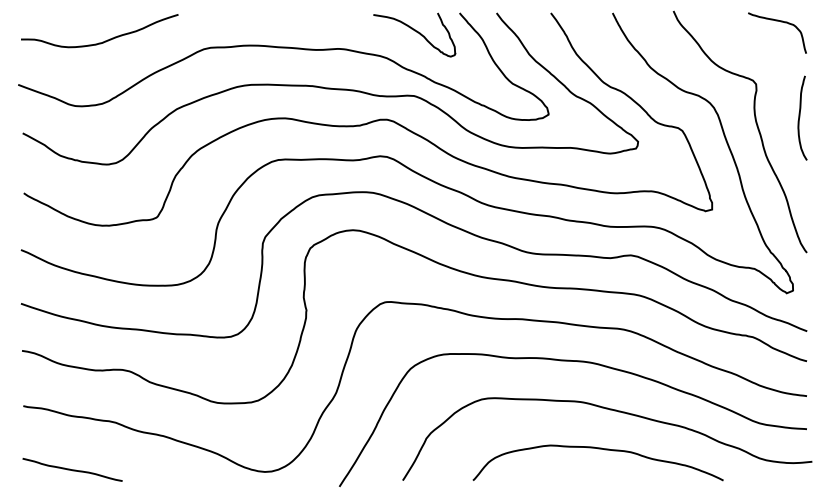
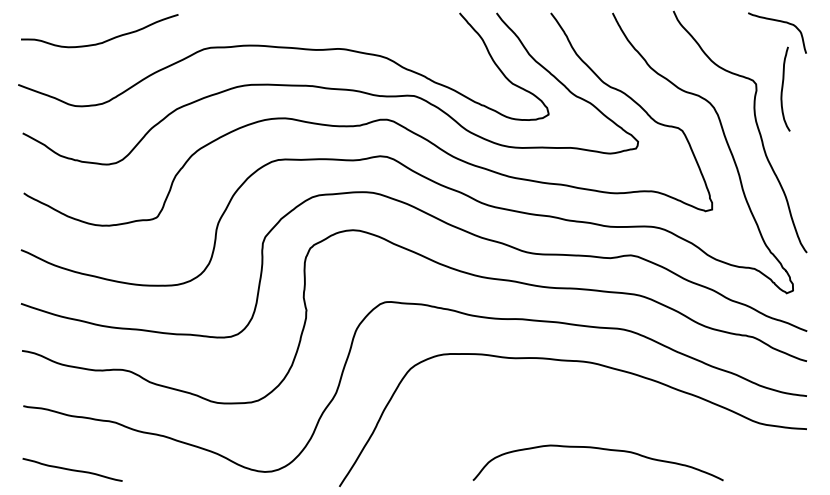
curve: present -> none (416, 32)
curve position: (800, 117) -> (783, 88) (783, 88)
curve: present -> none (614, 411)
